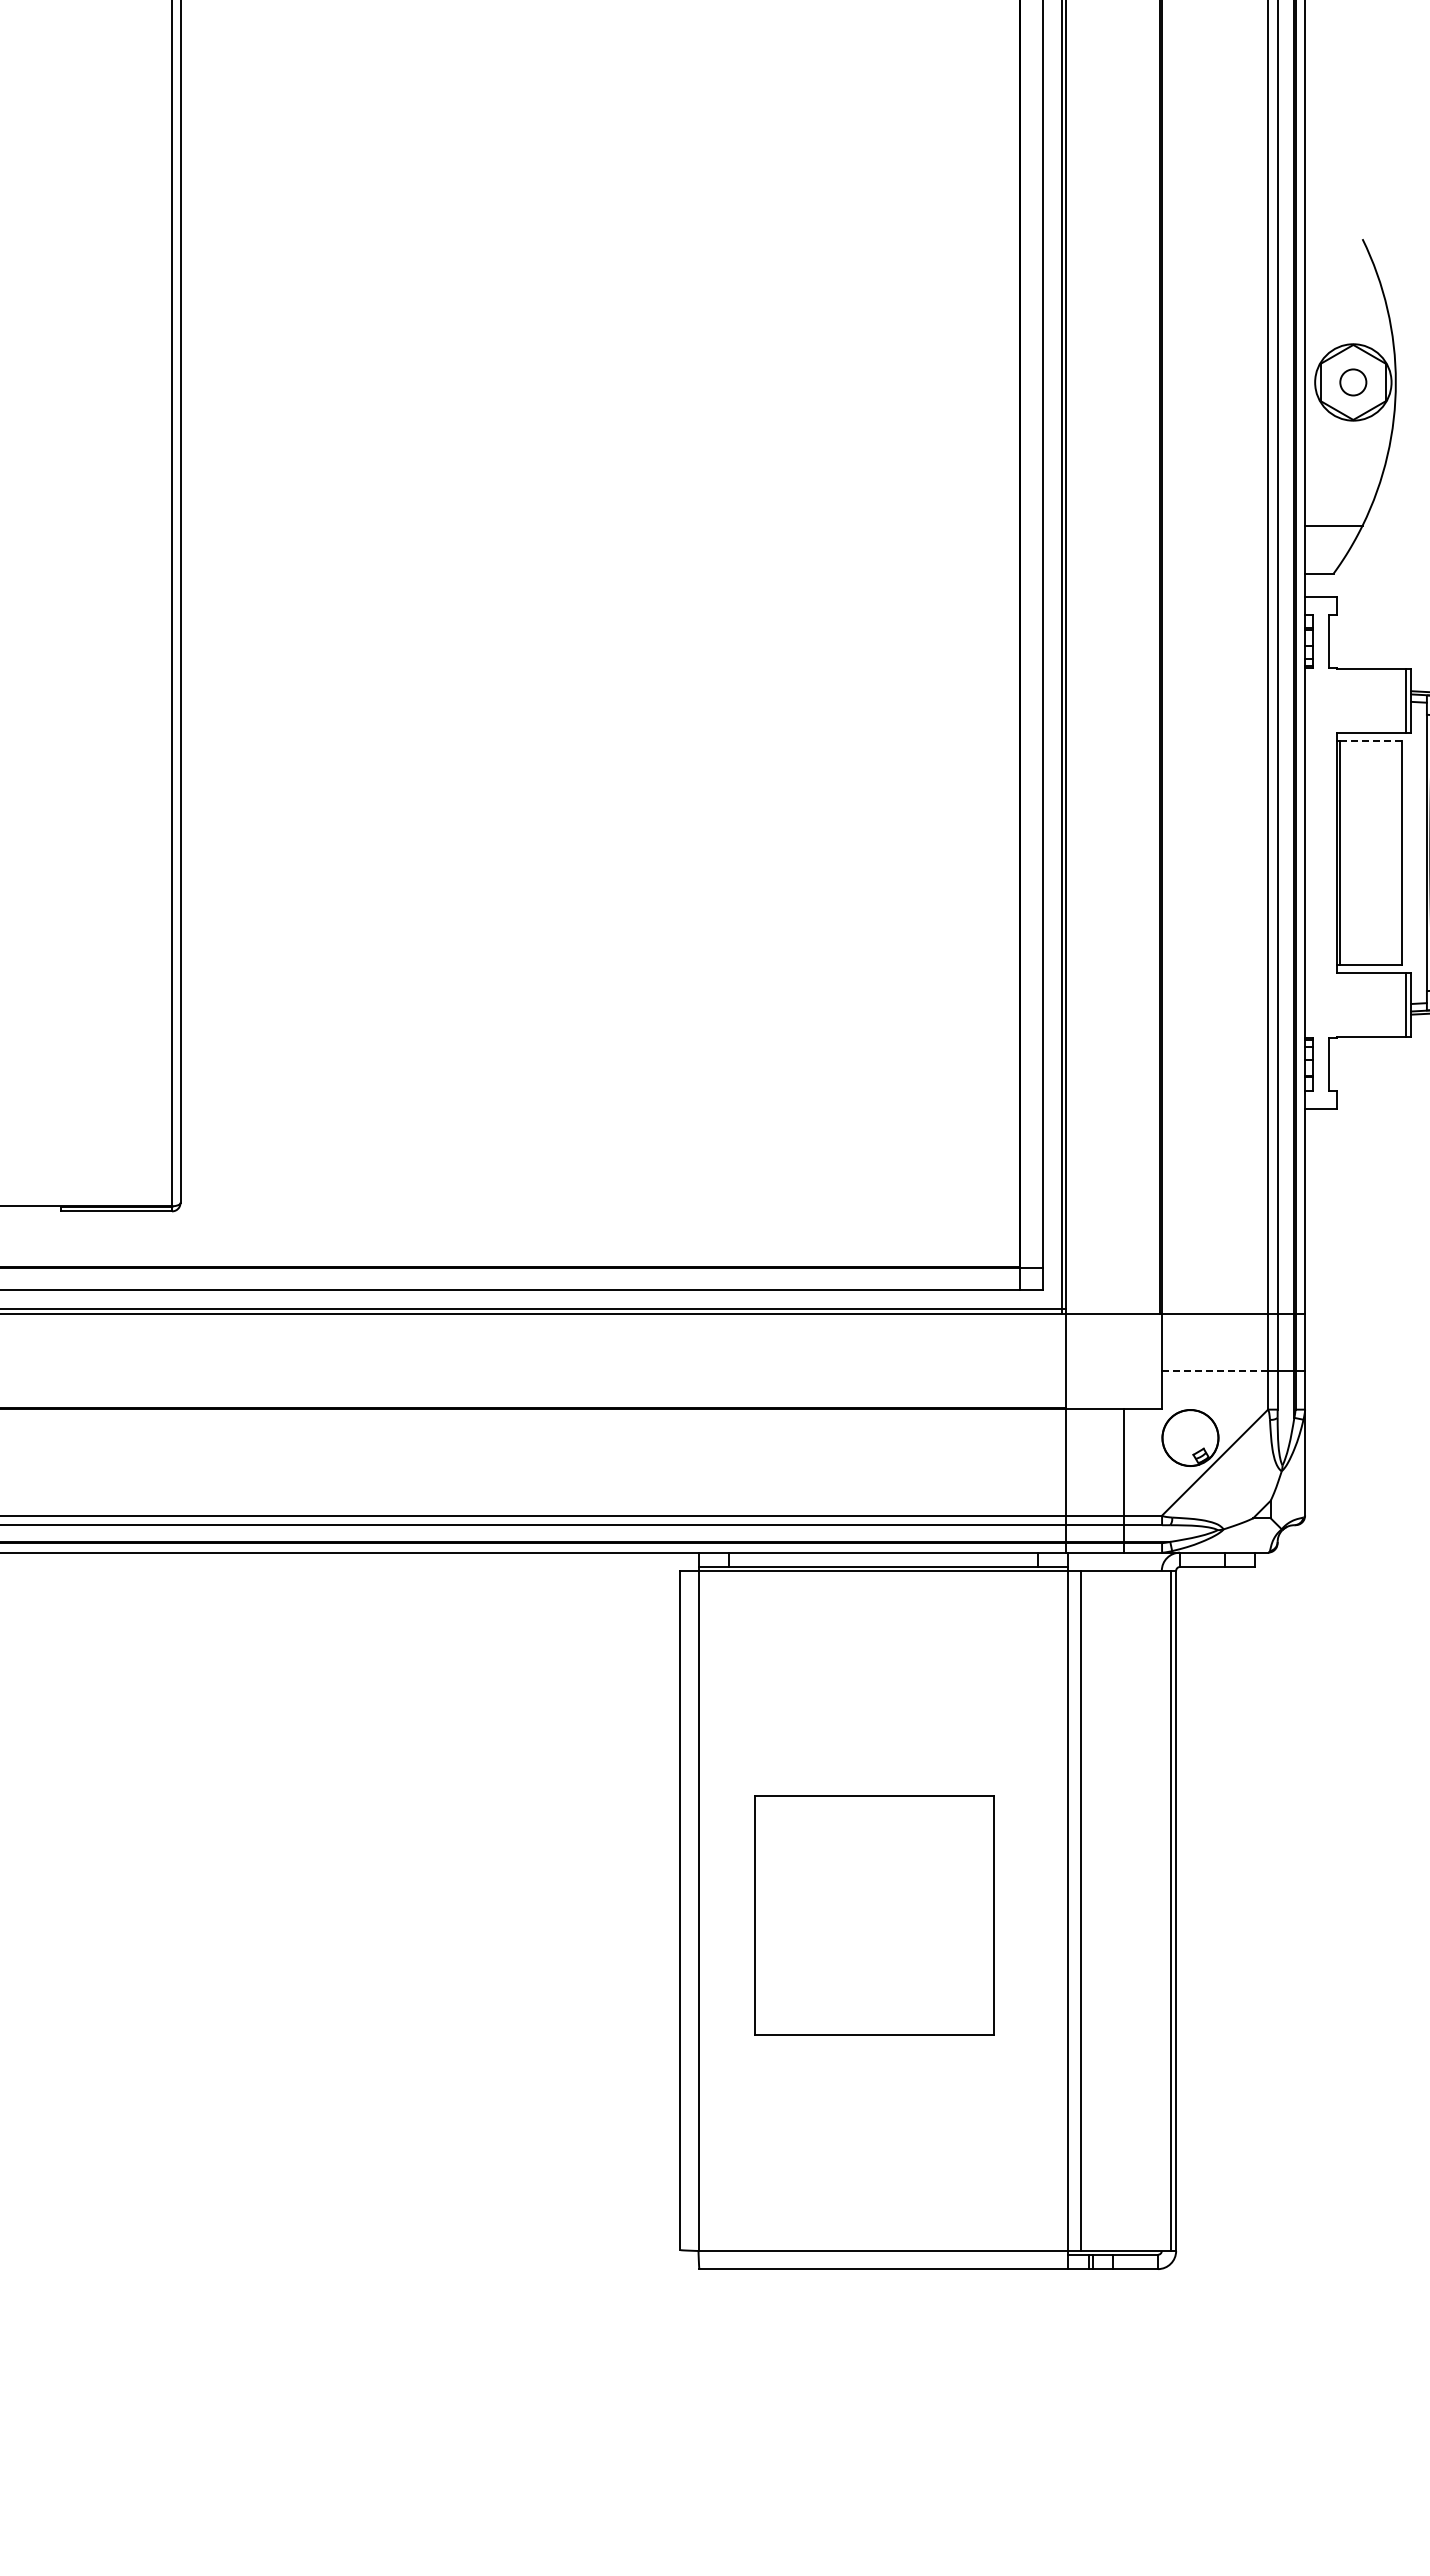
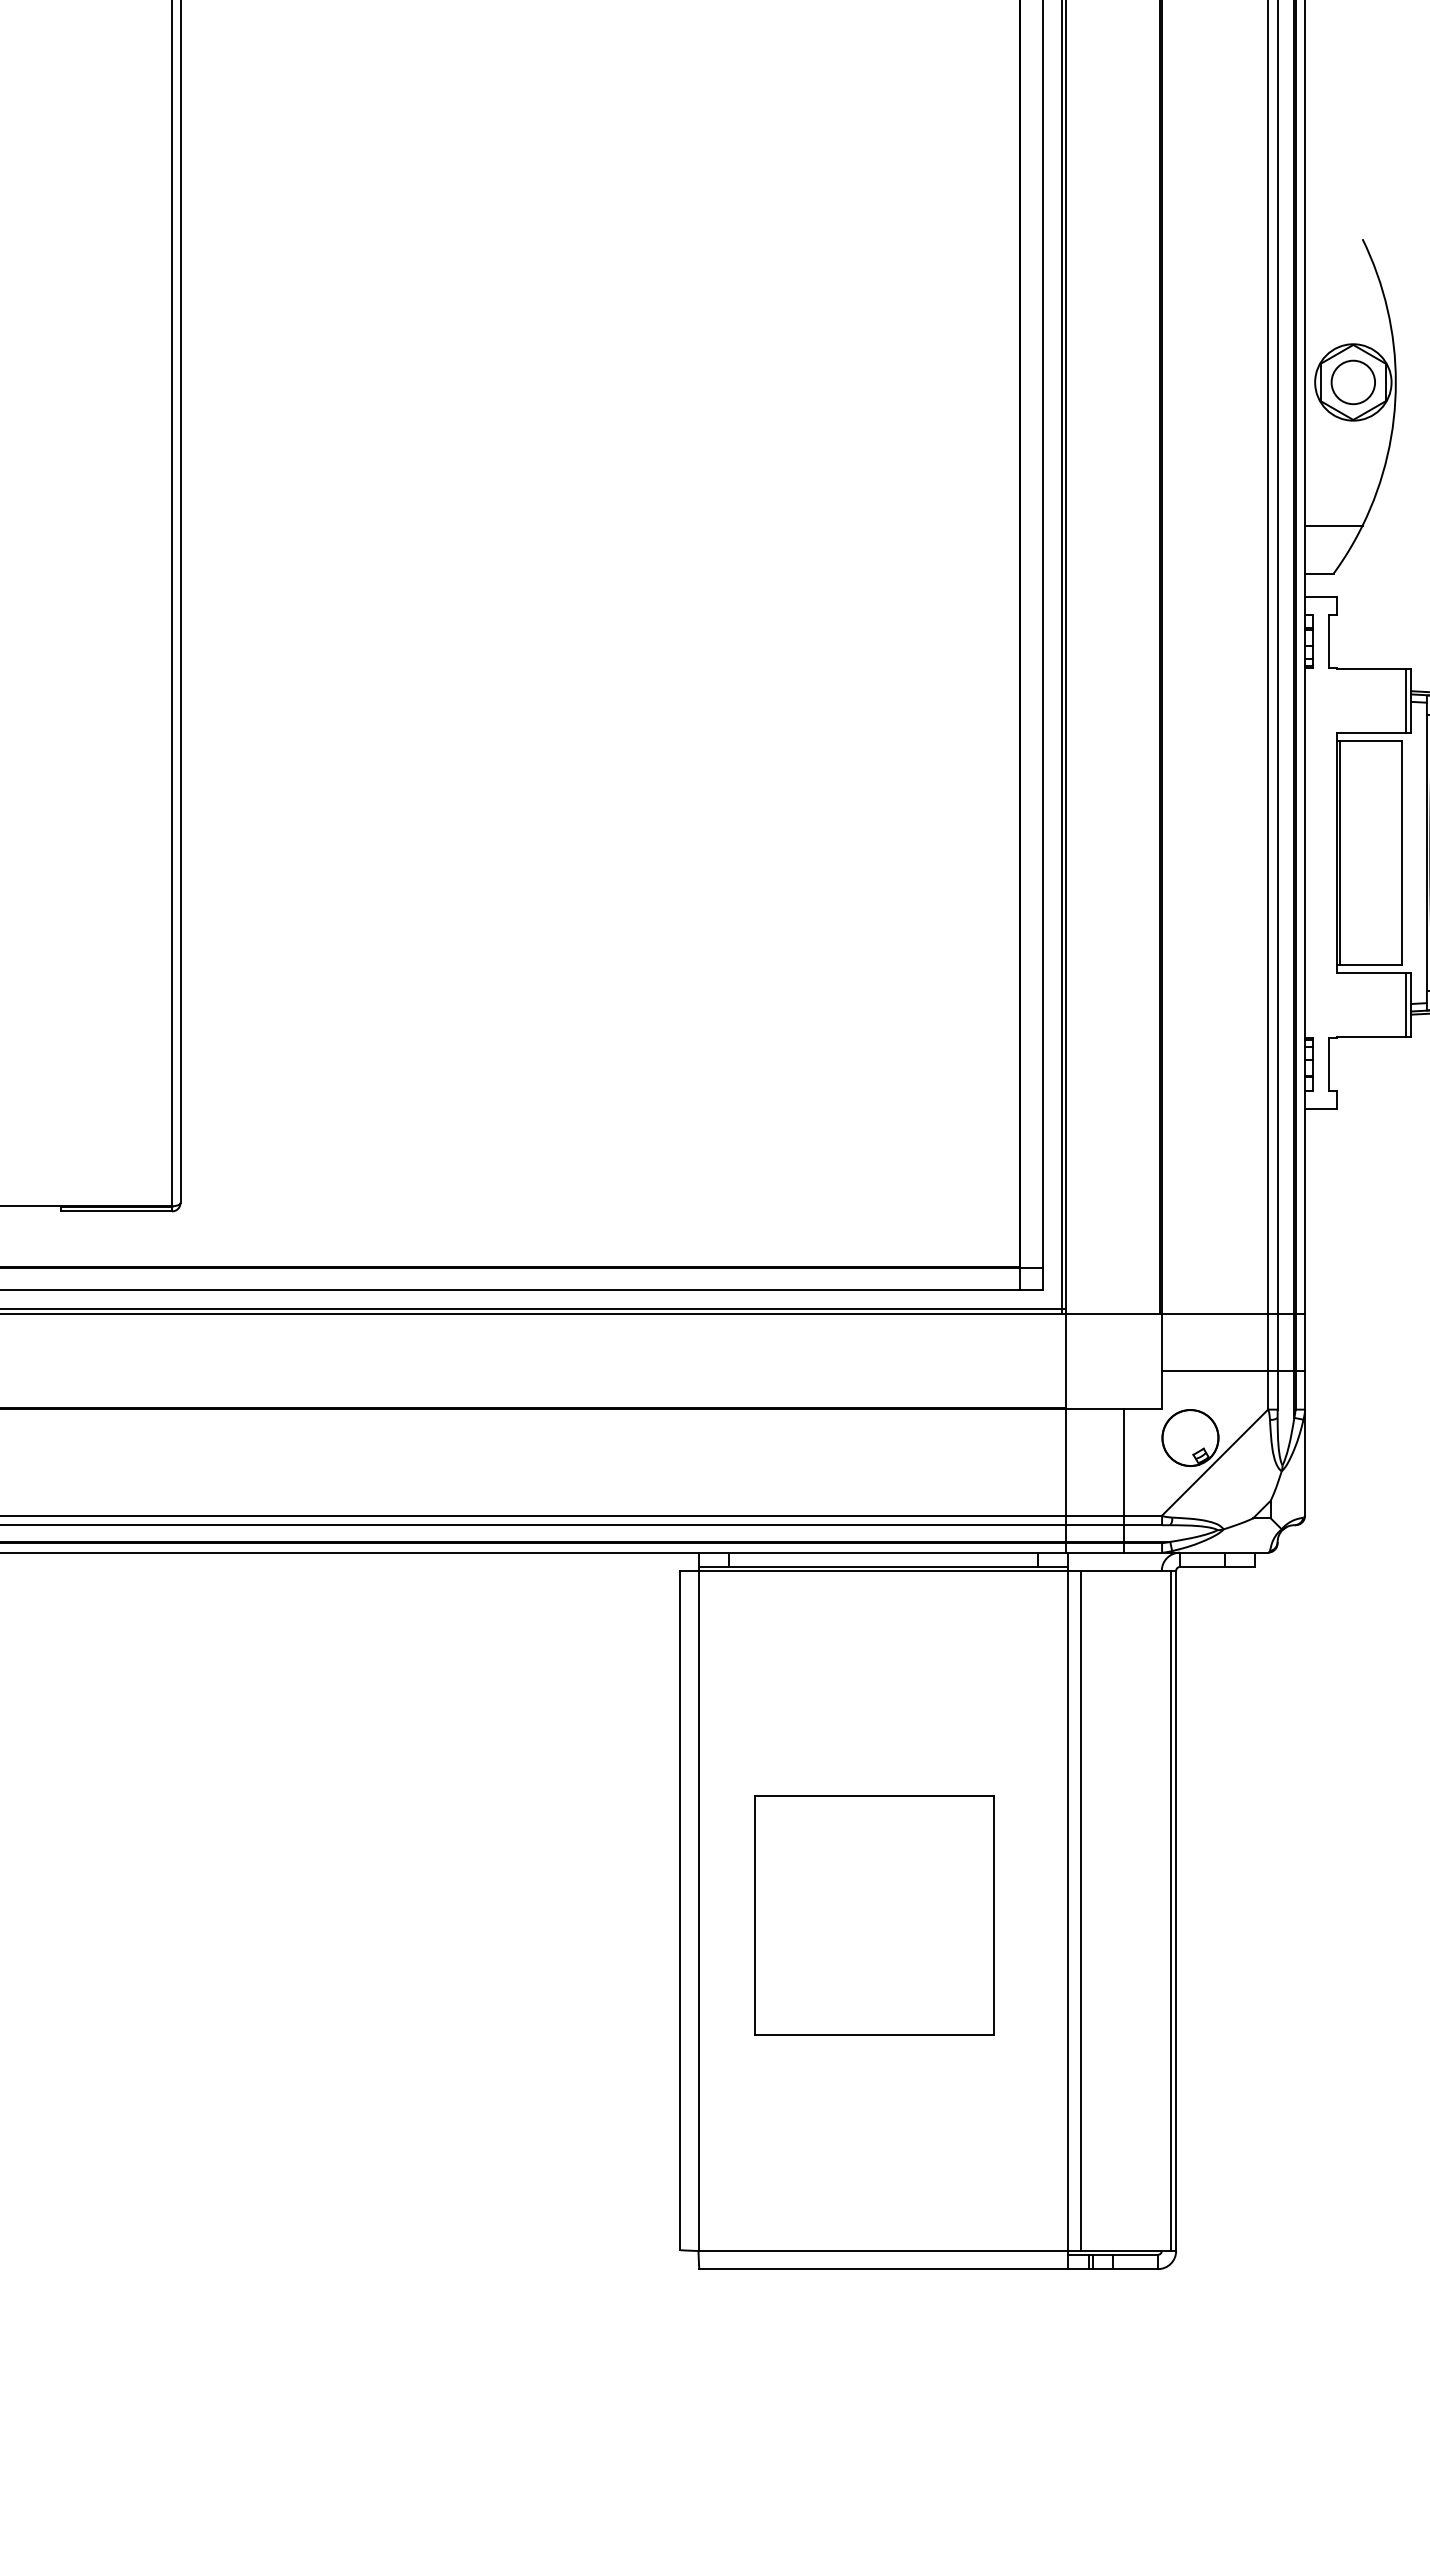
circle diameter: 26 px -> 43 px (1353, 382)
line: dashed -> solid (1371, 740)
line: dashed -> solid (1215, 1371)
